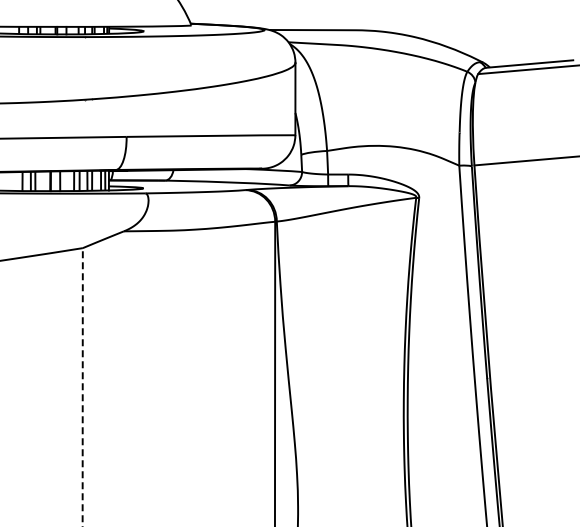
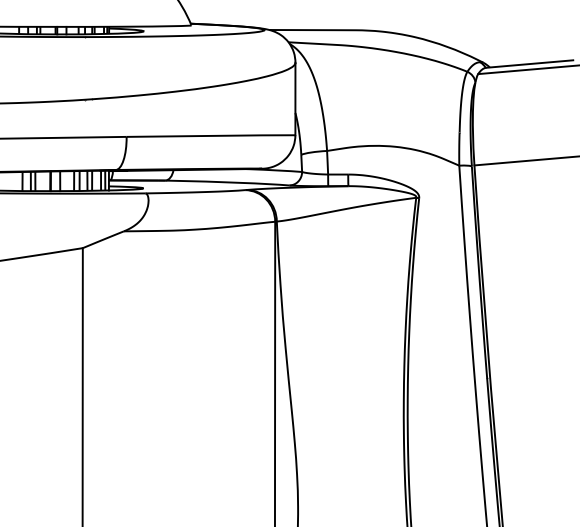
line: dashed -> solid (82, 386)
